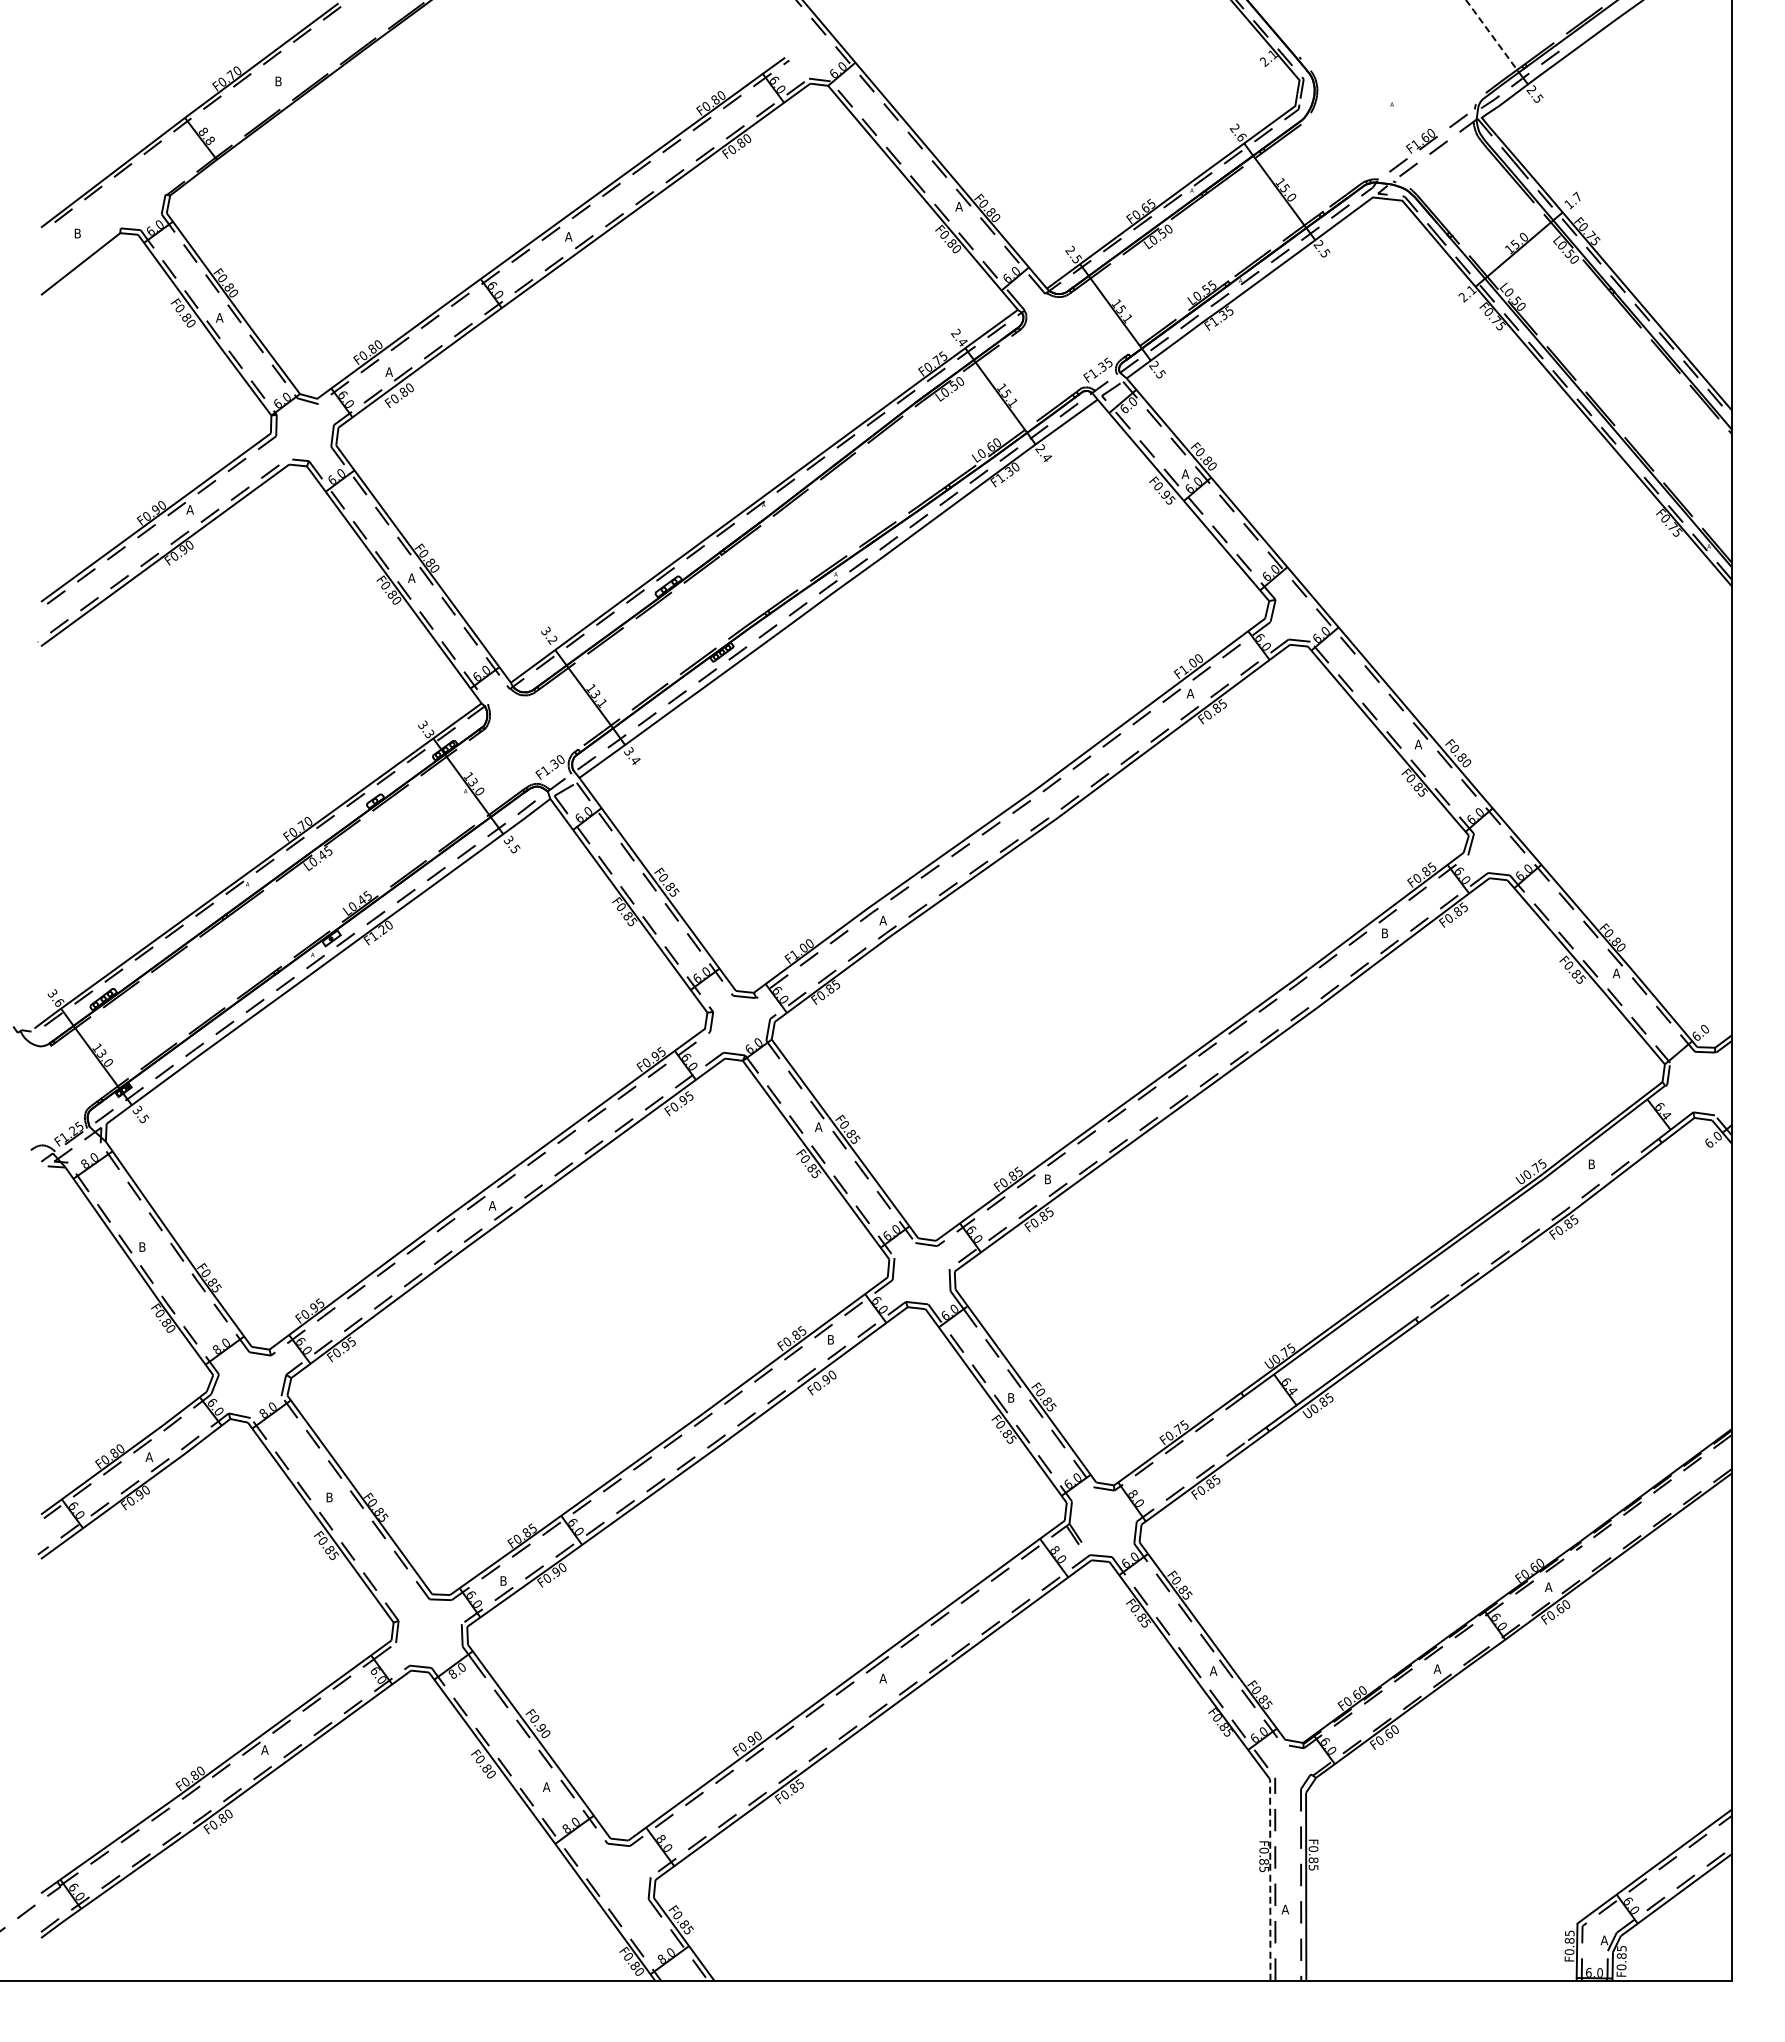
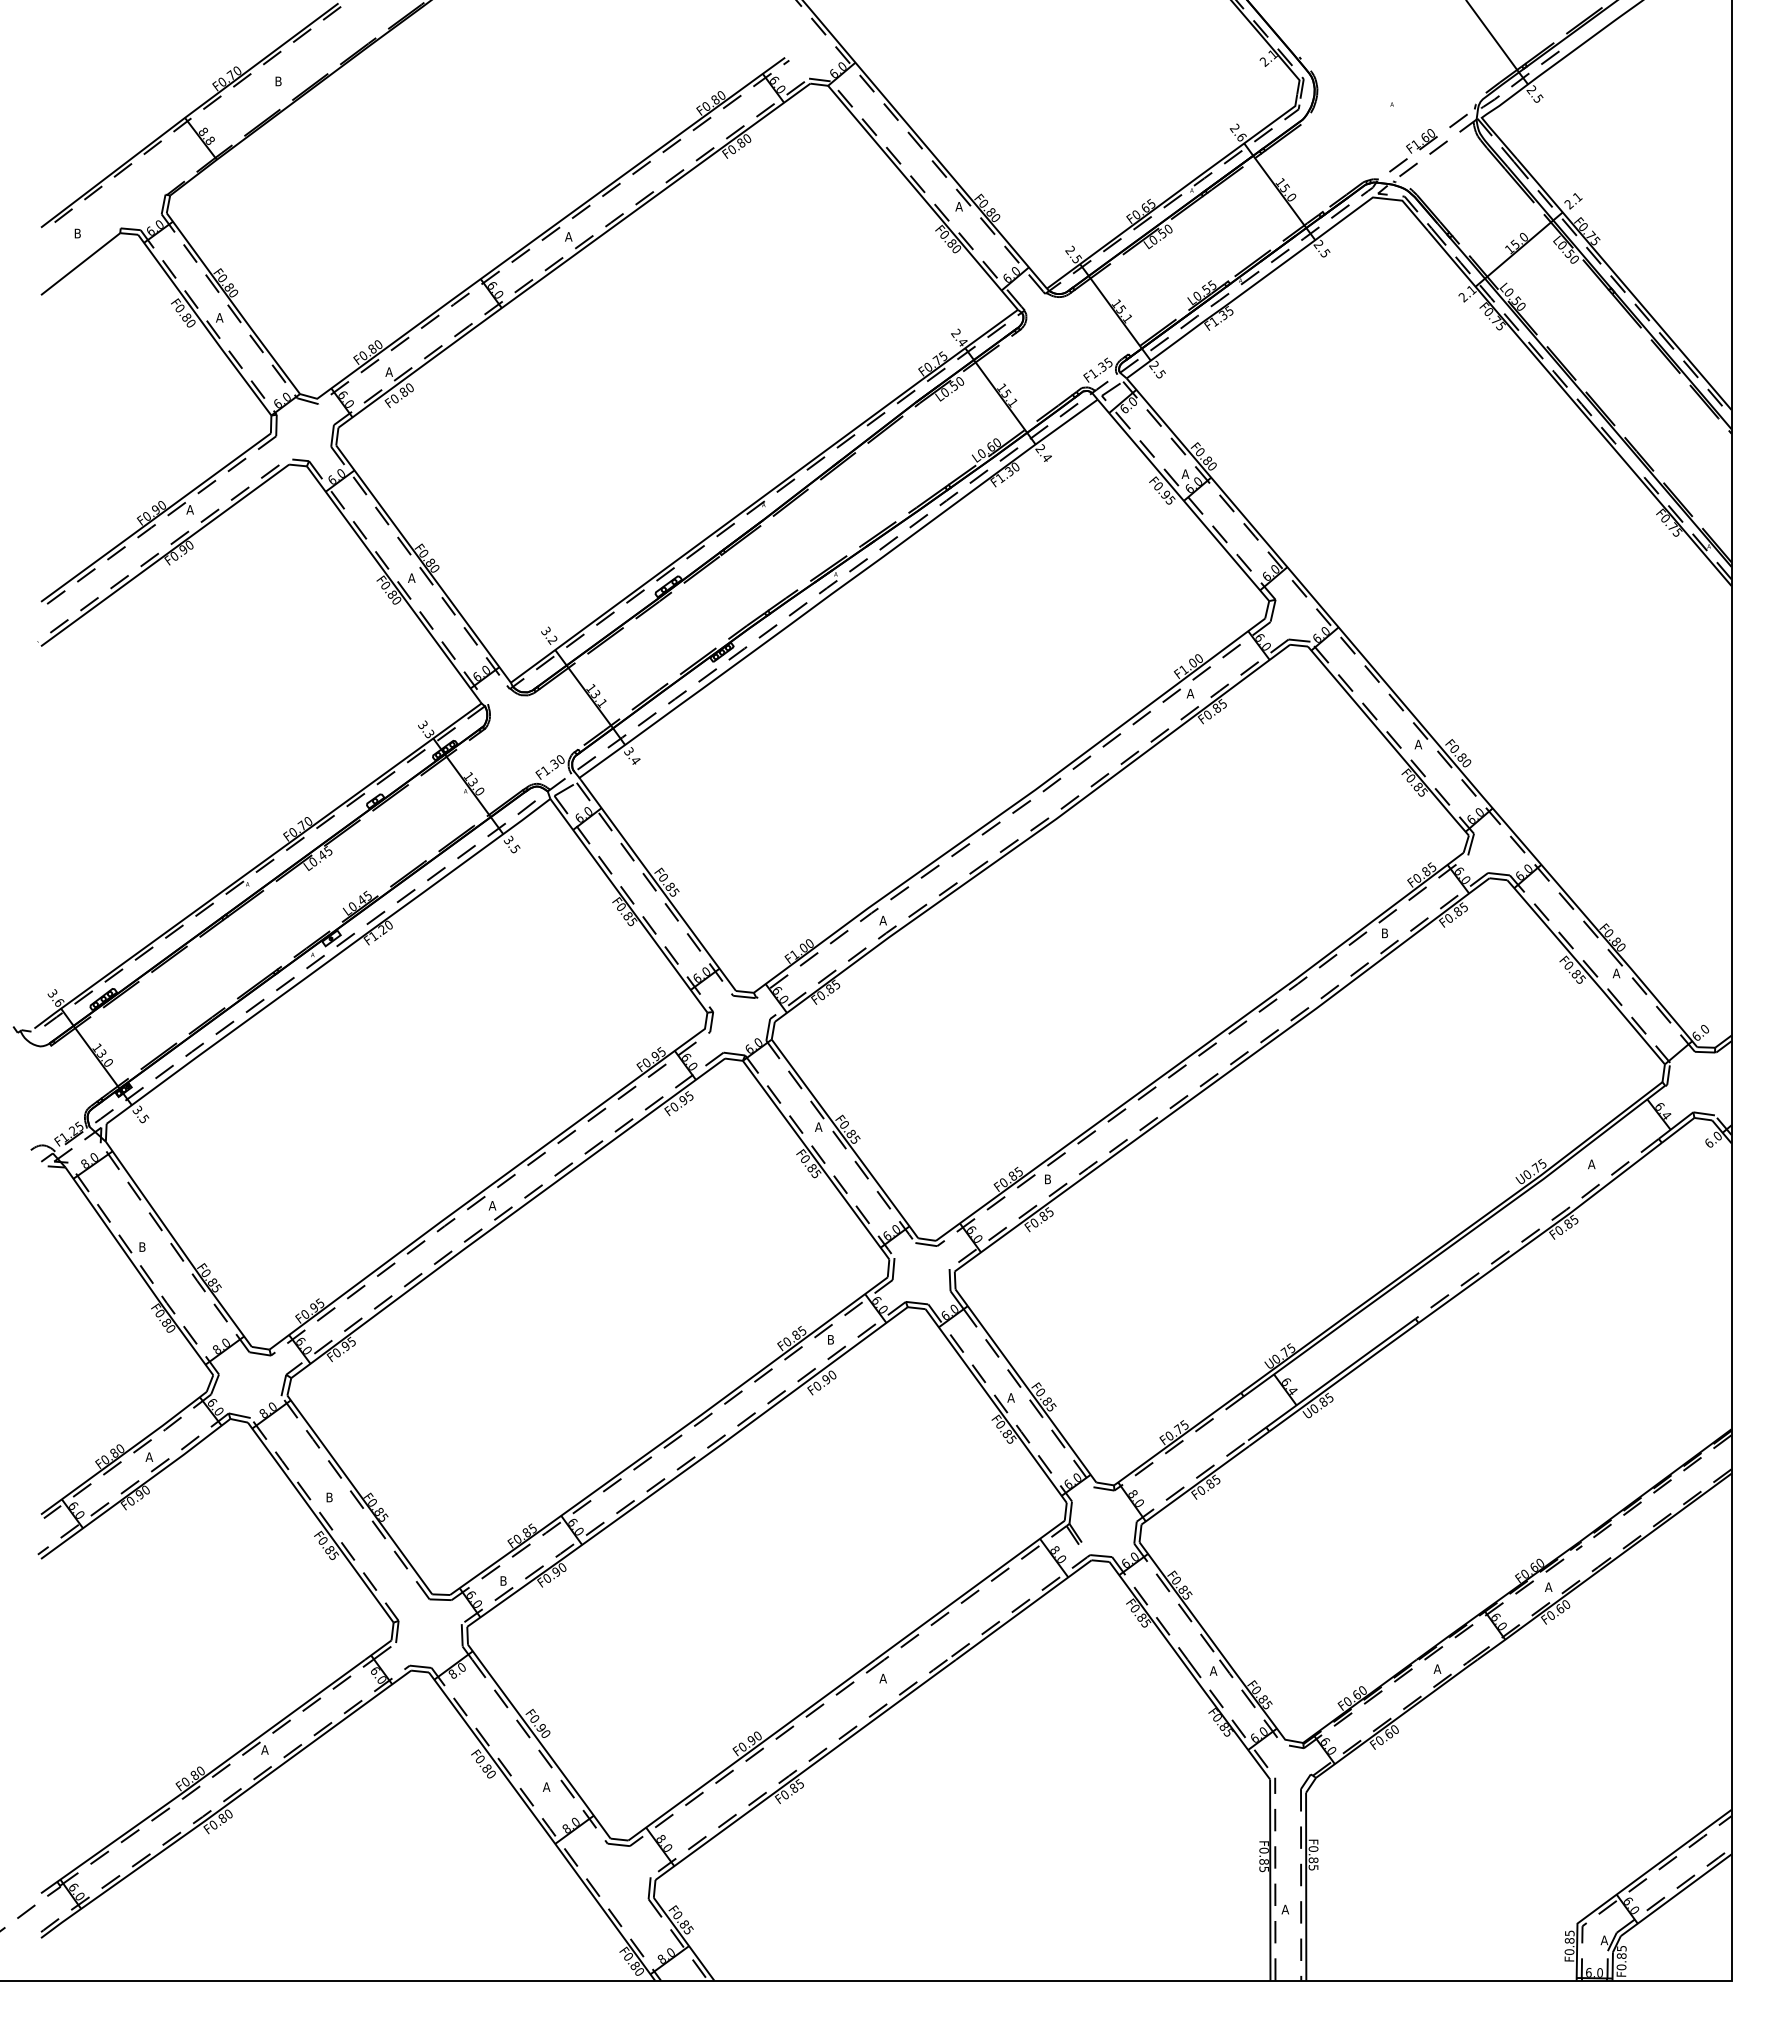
line: dashed -> solid (1493, 36)
text: 1.7 -> 2.1 (1573, 200)
text: B -> A (1591, 1164)
text: B -> A (1010, 1397)
line: dashed -> solid (1270, 1880)
